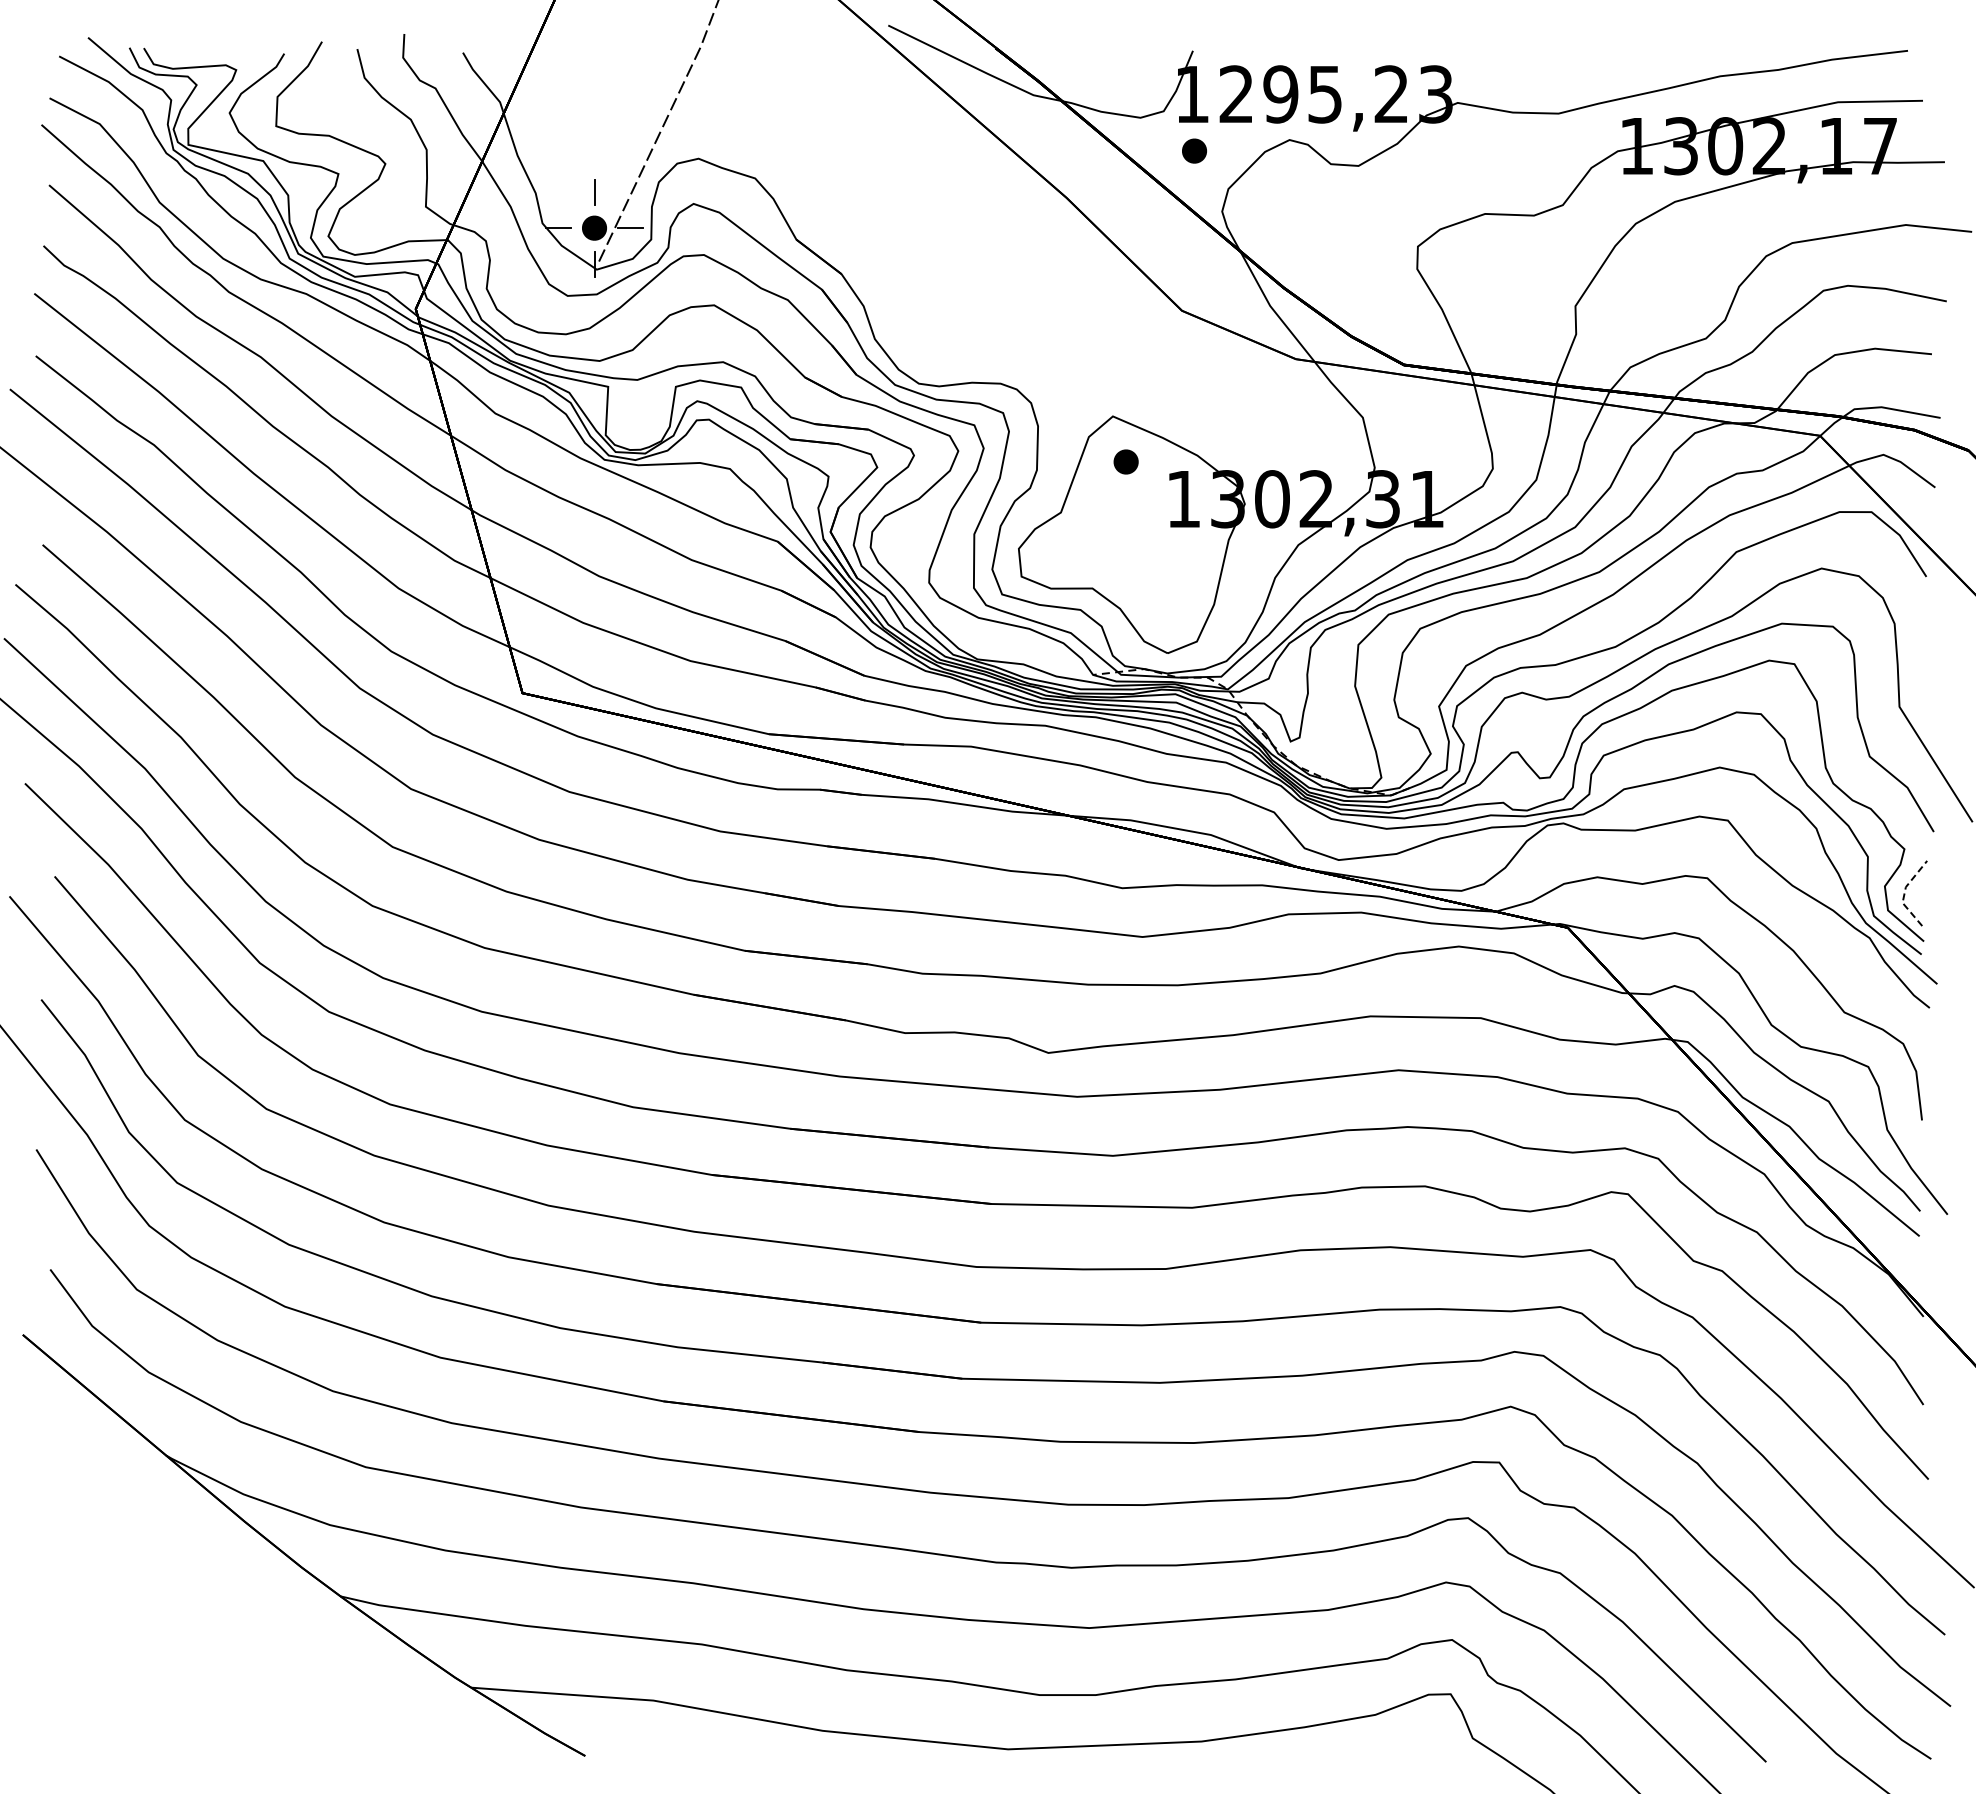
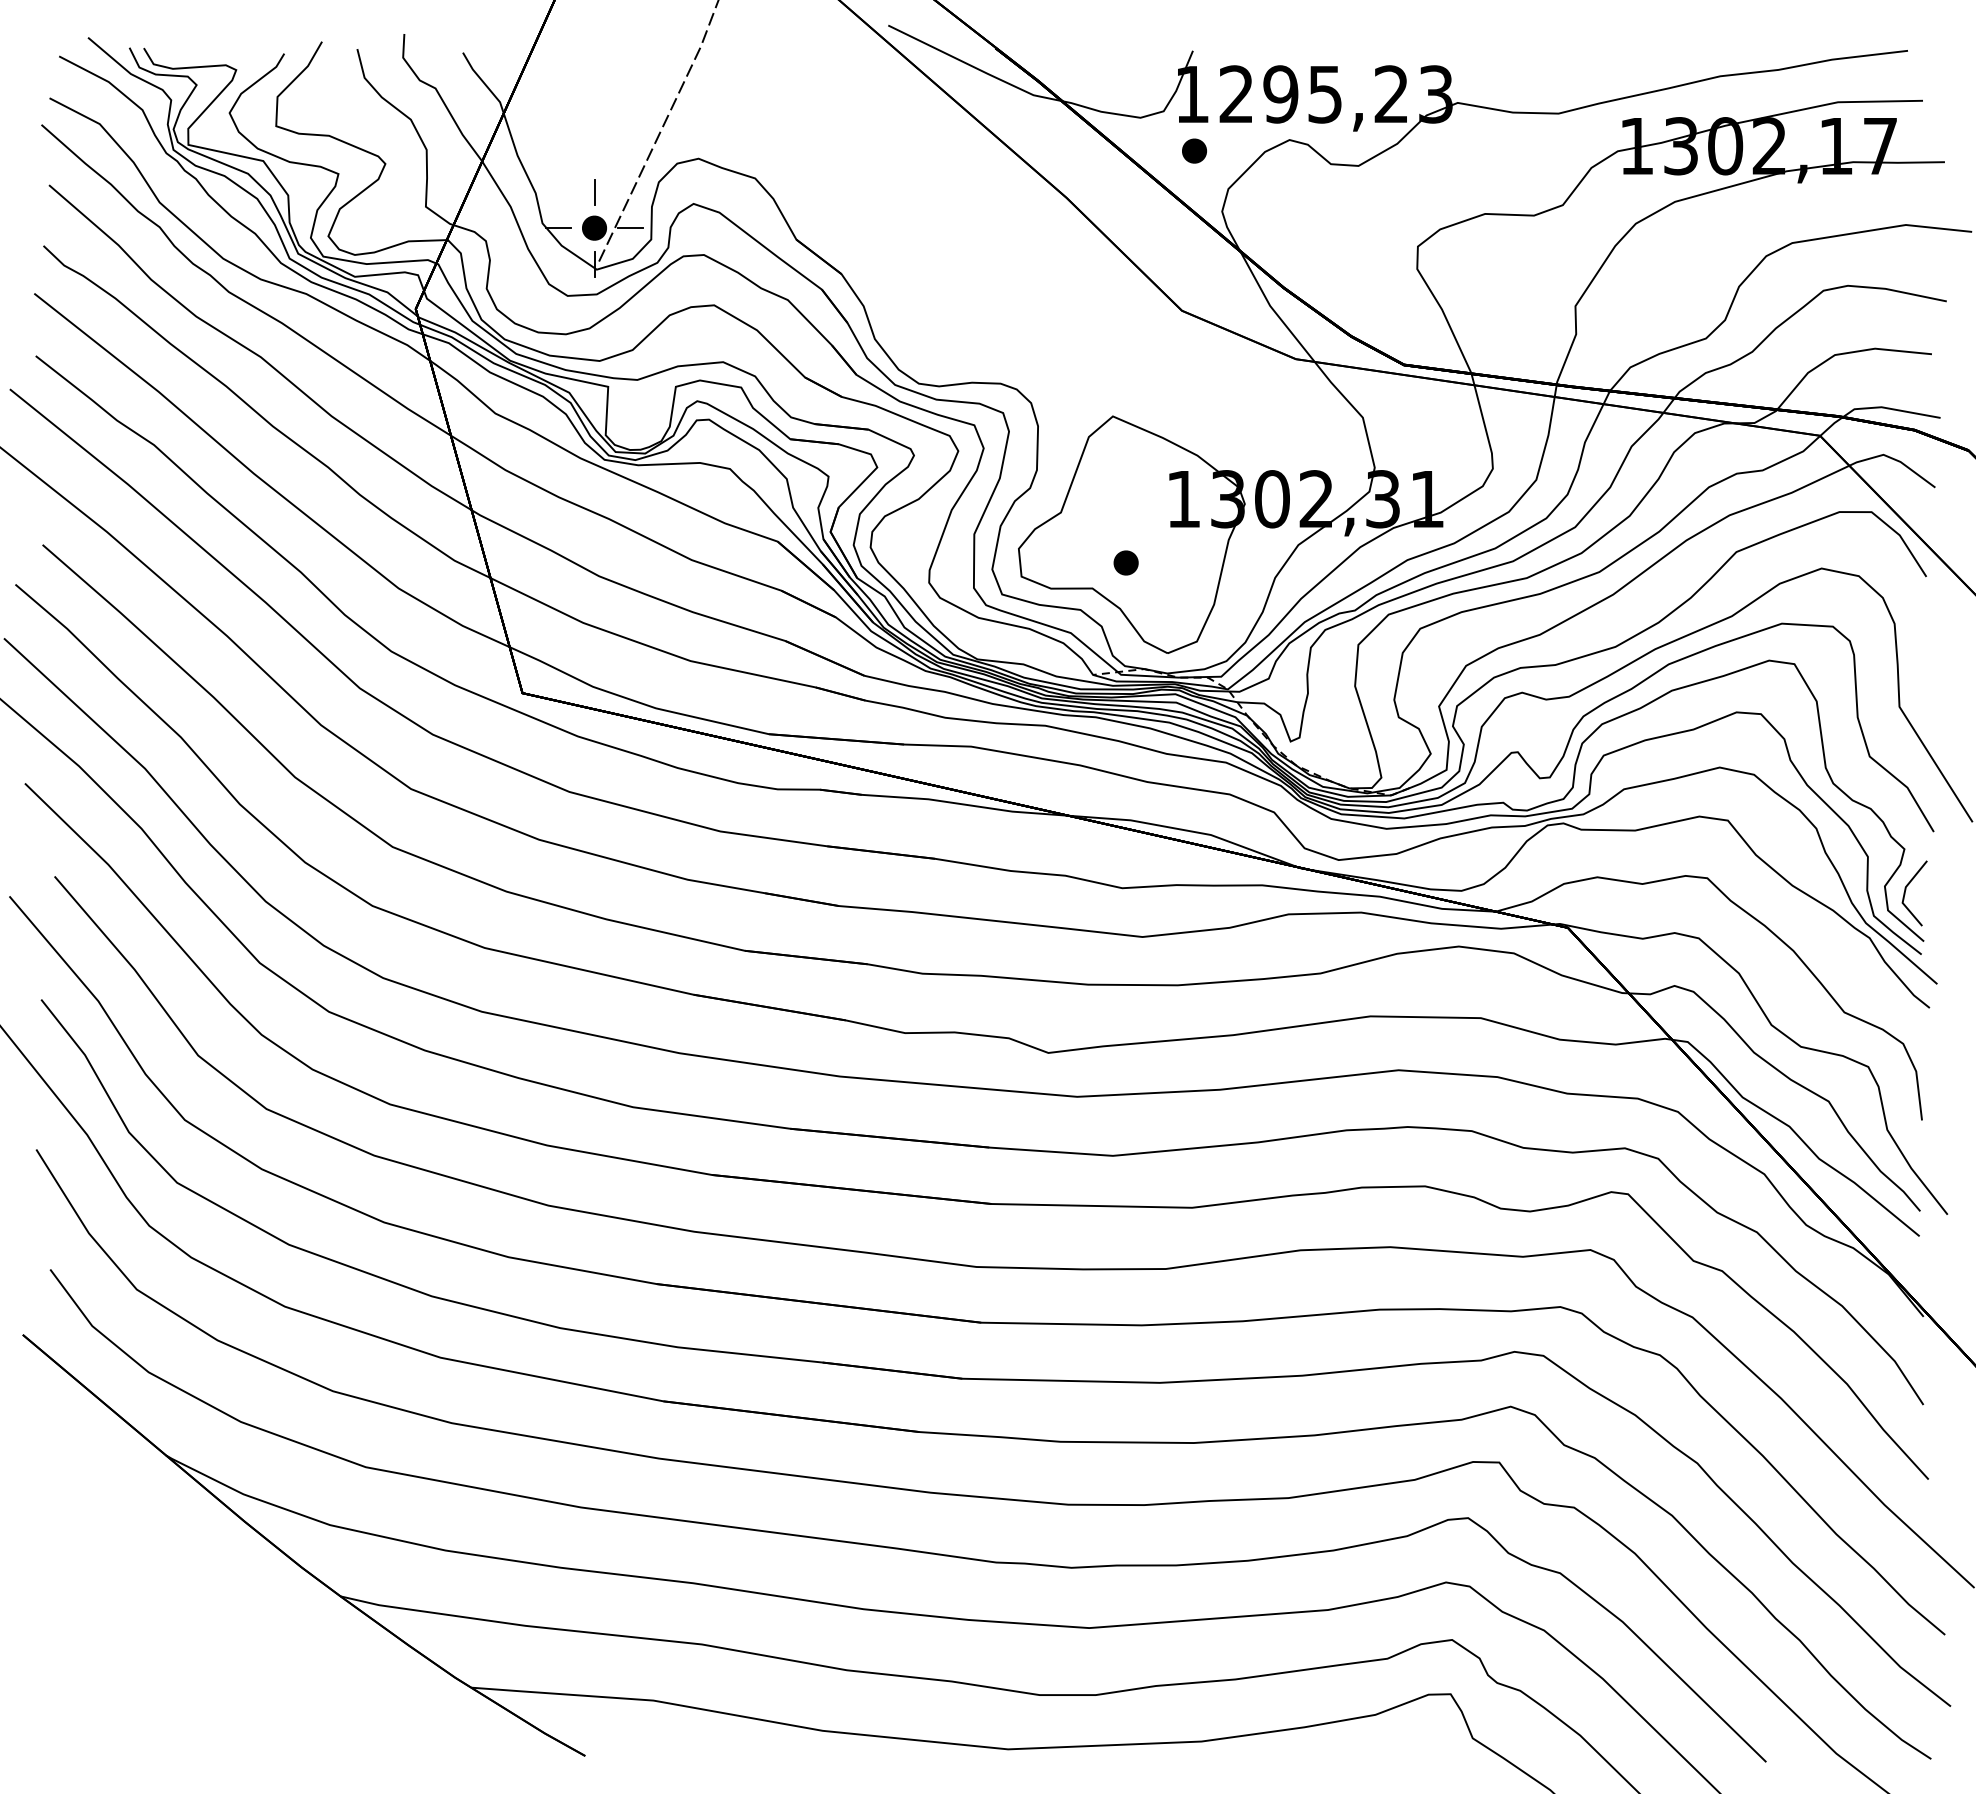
part position: (1125, 461) -> (1125, 562) (1125, 562)
line: dashed -> solid (1904, 893)
